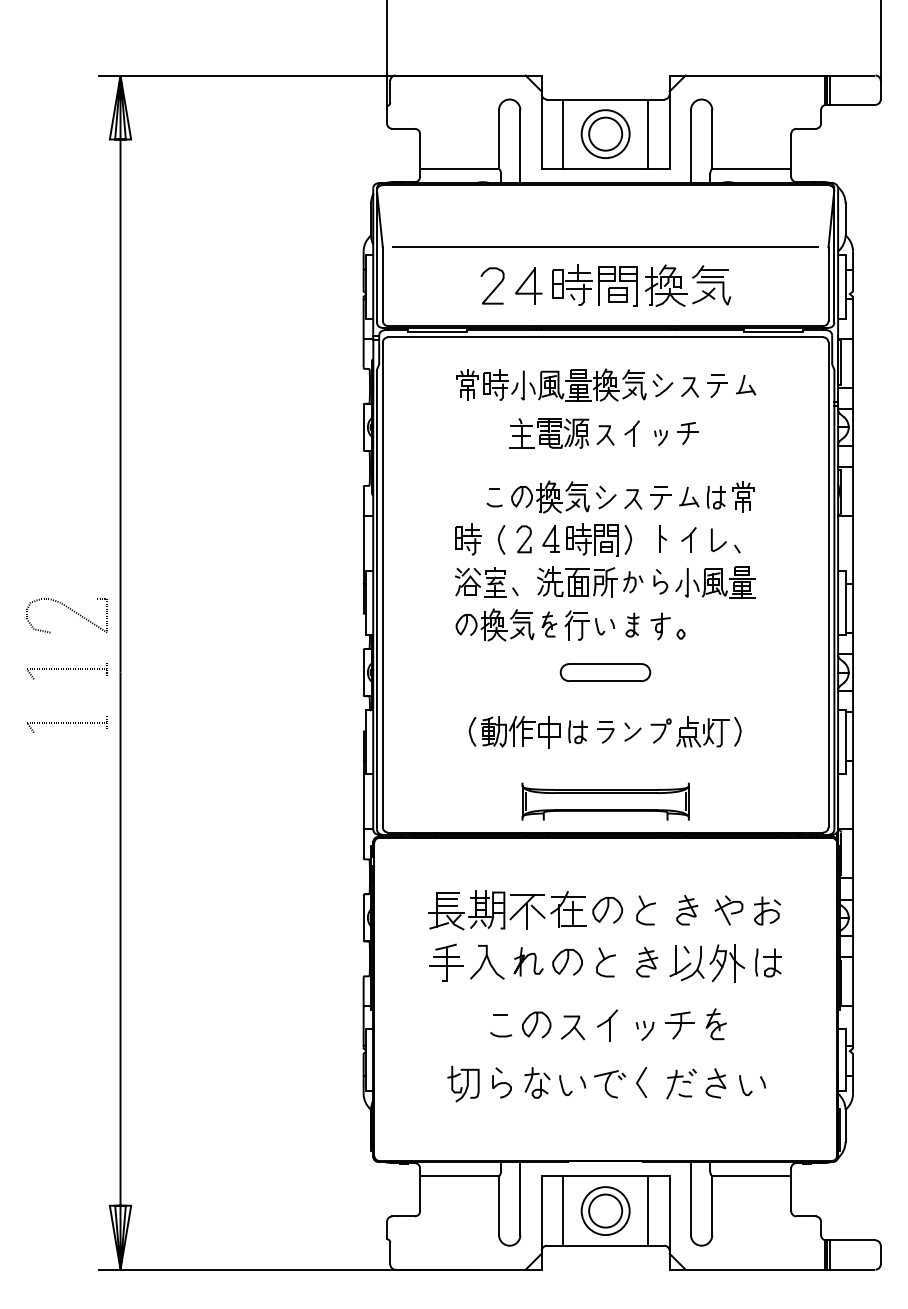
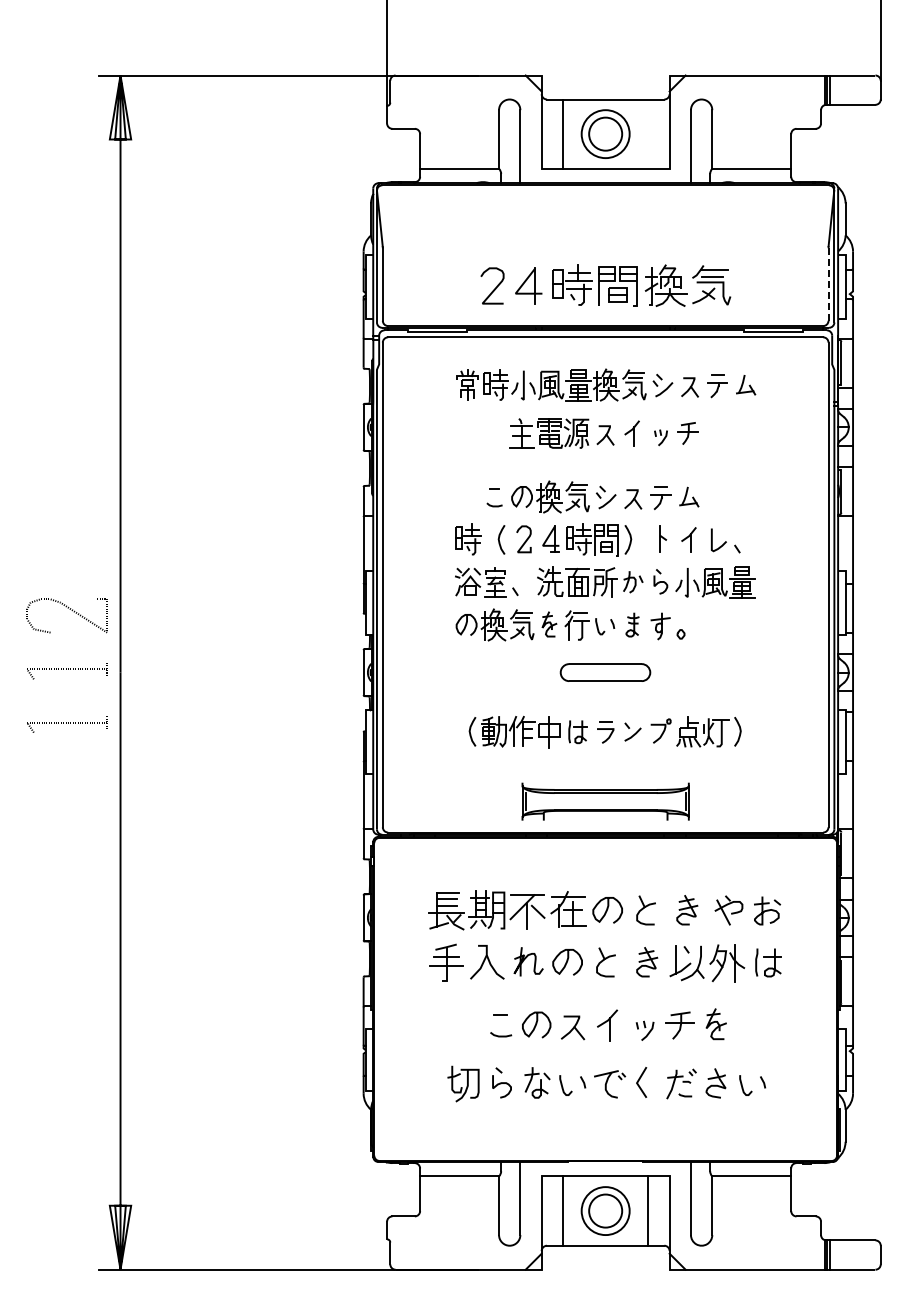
line: present -> none (648, 133)
line: present -> none (605, 247)
line: solid -> dashed (828, 284)
part: present -> none (730, 496)
